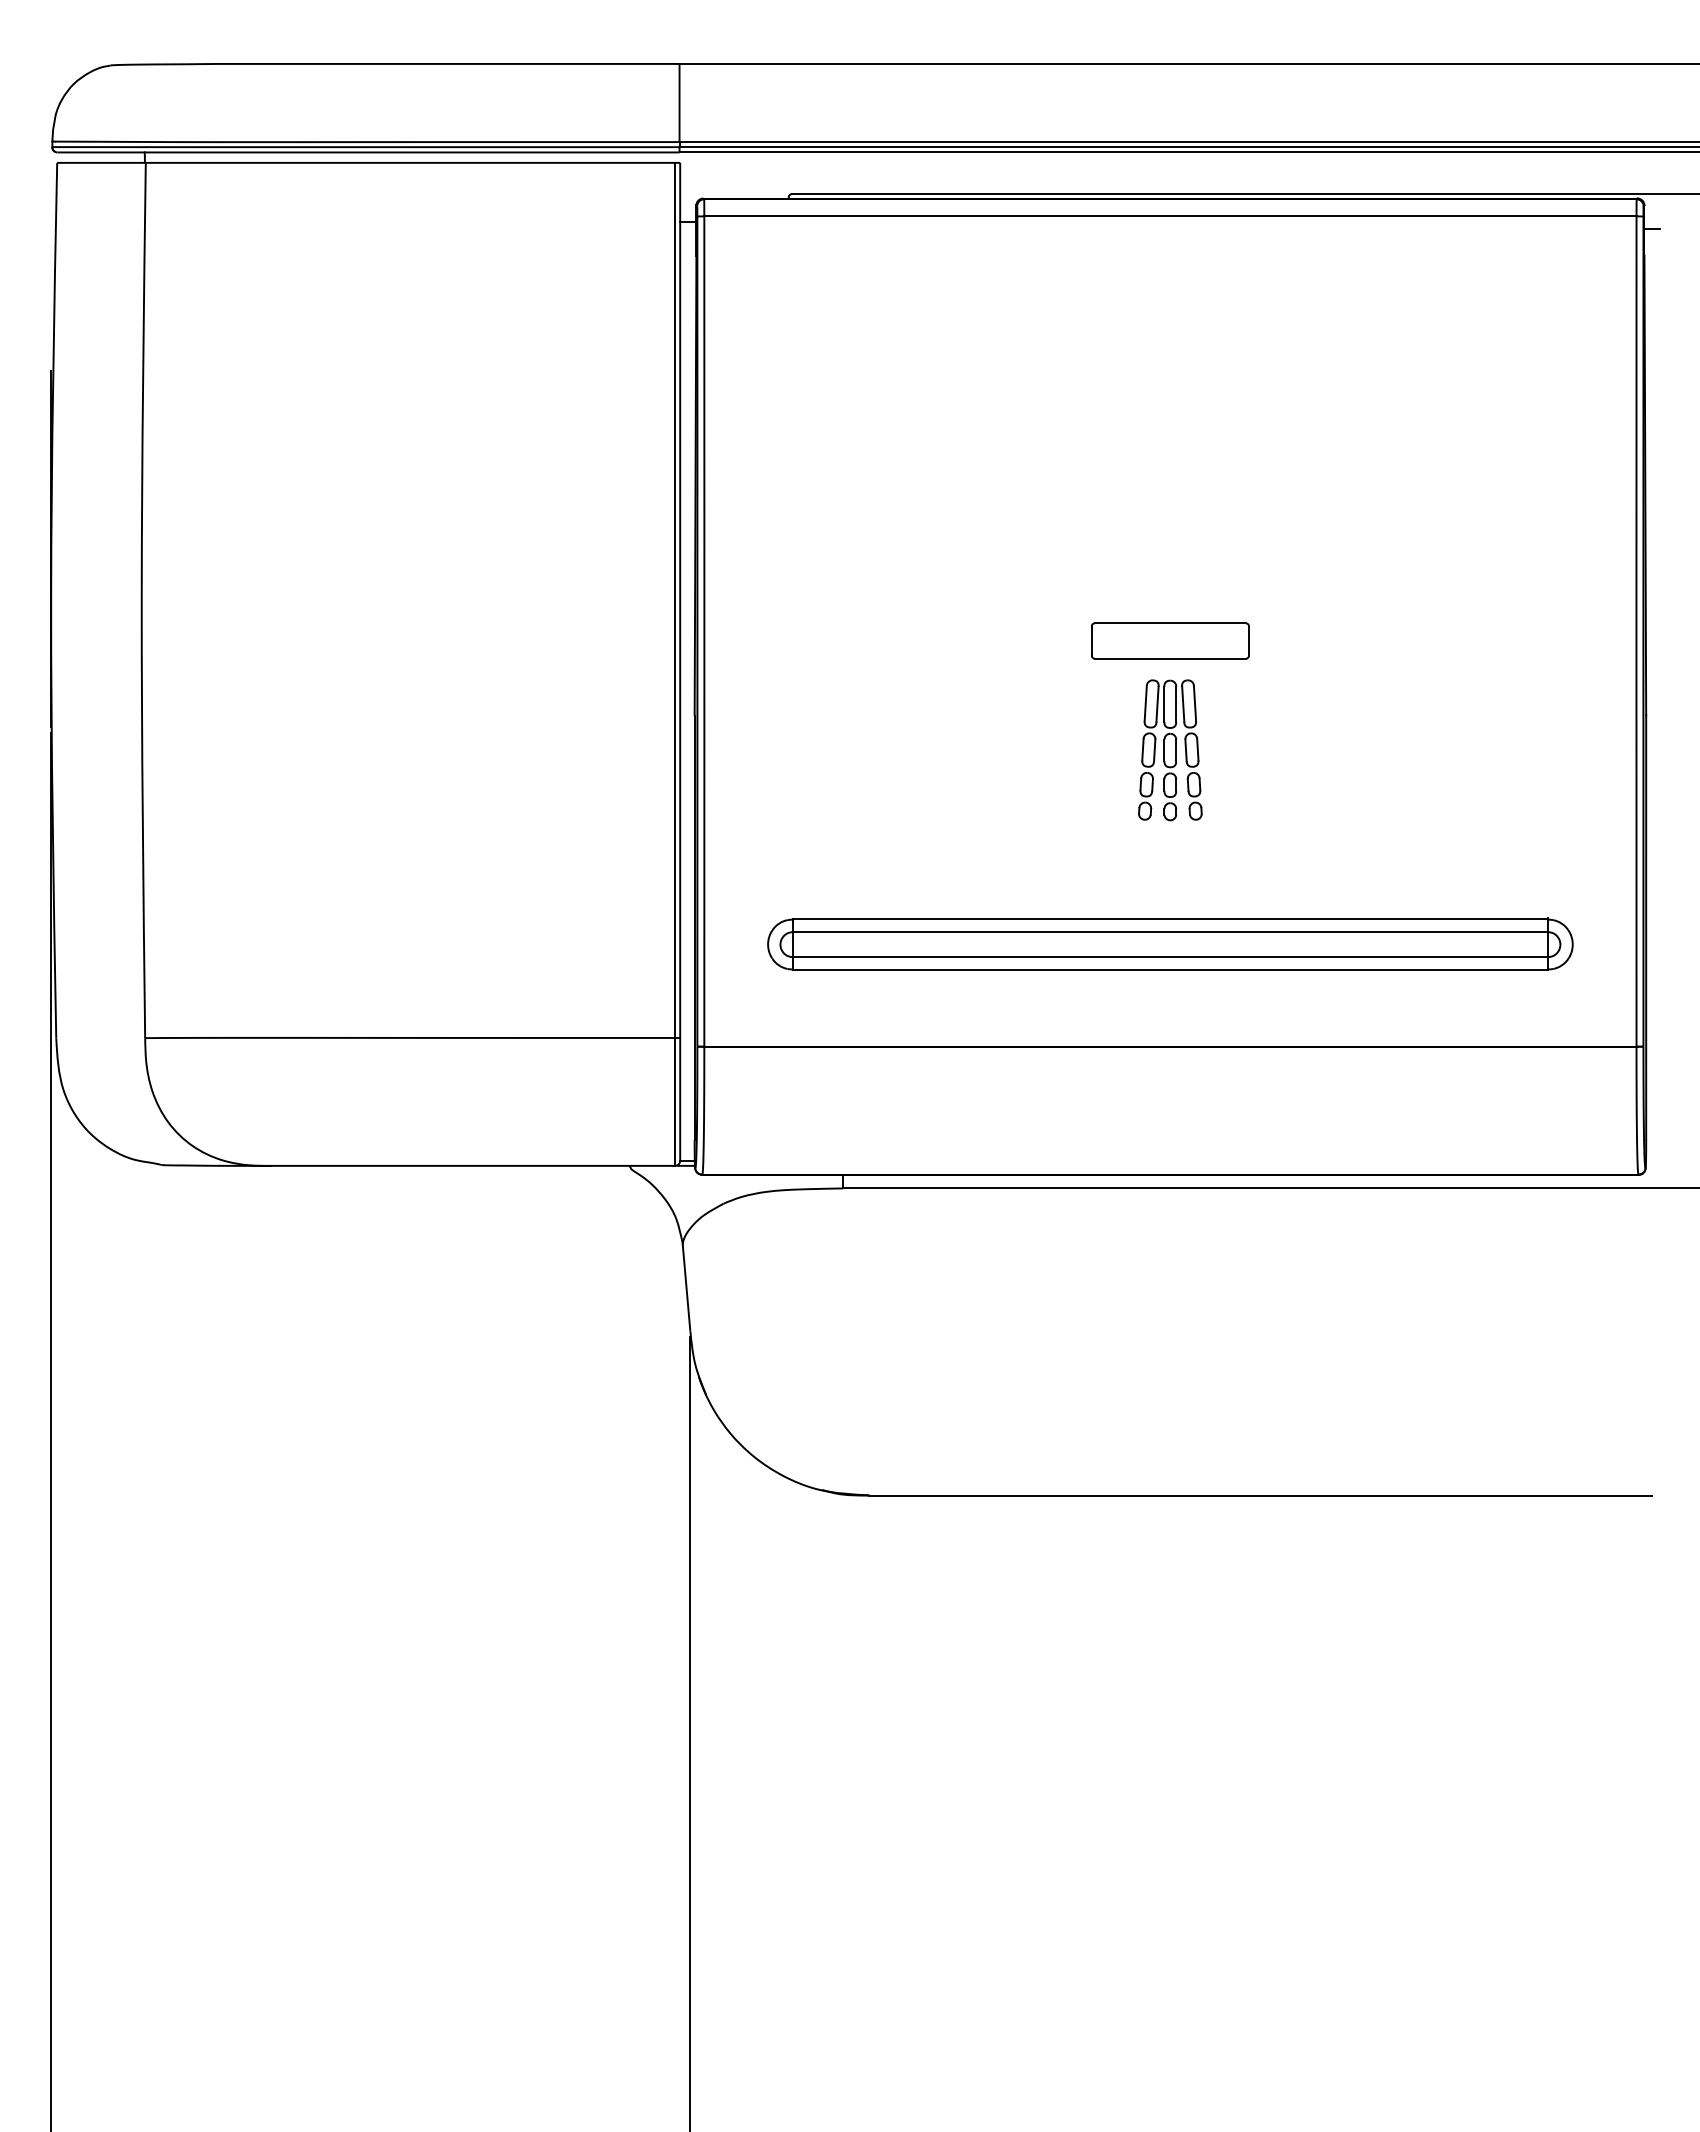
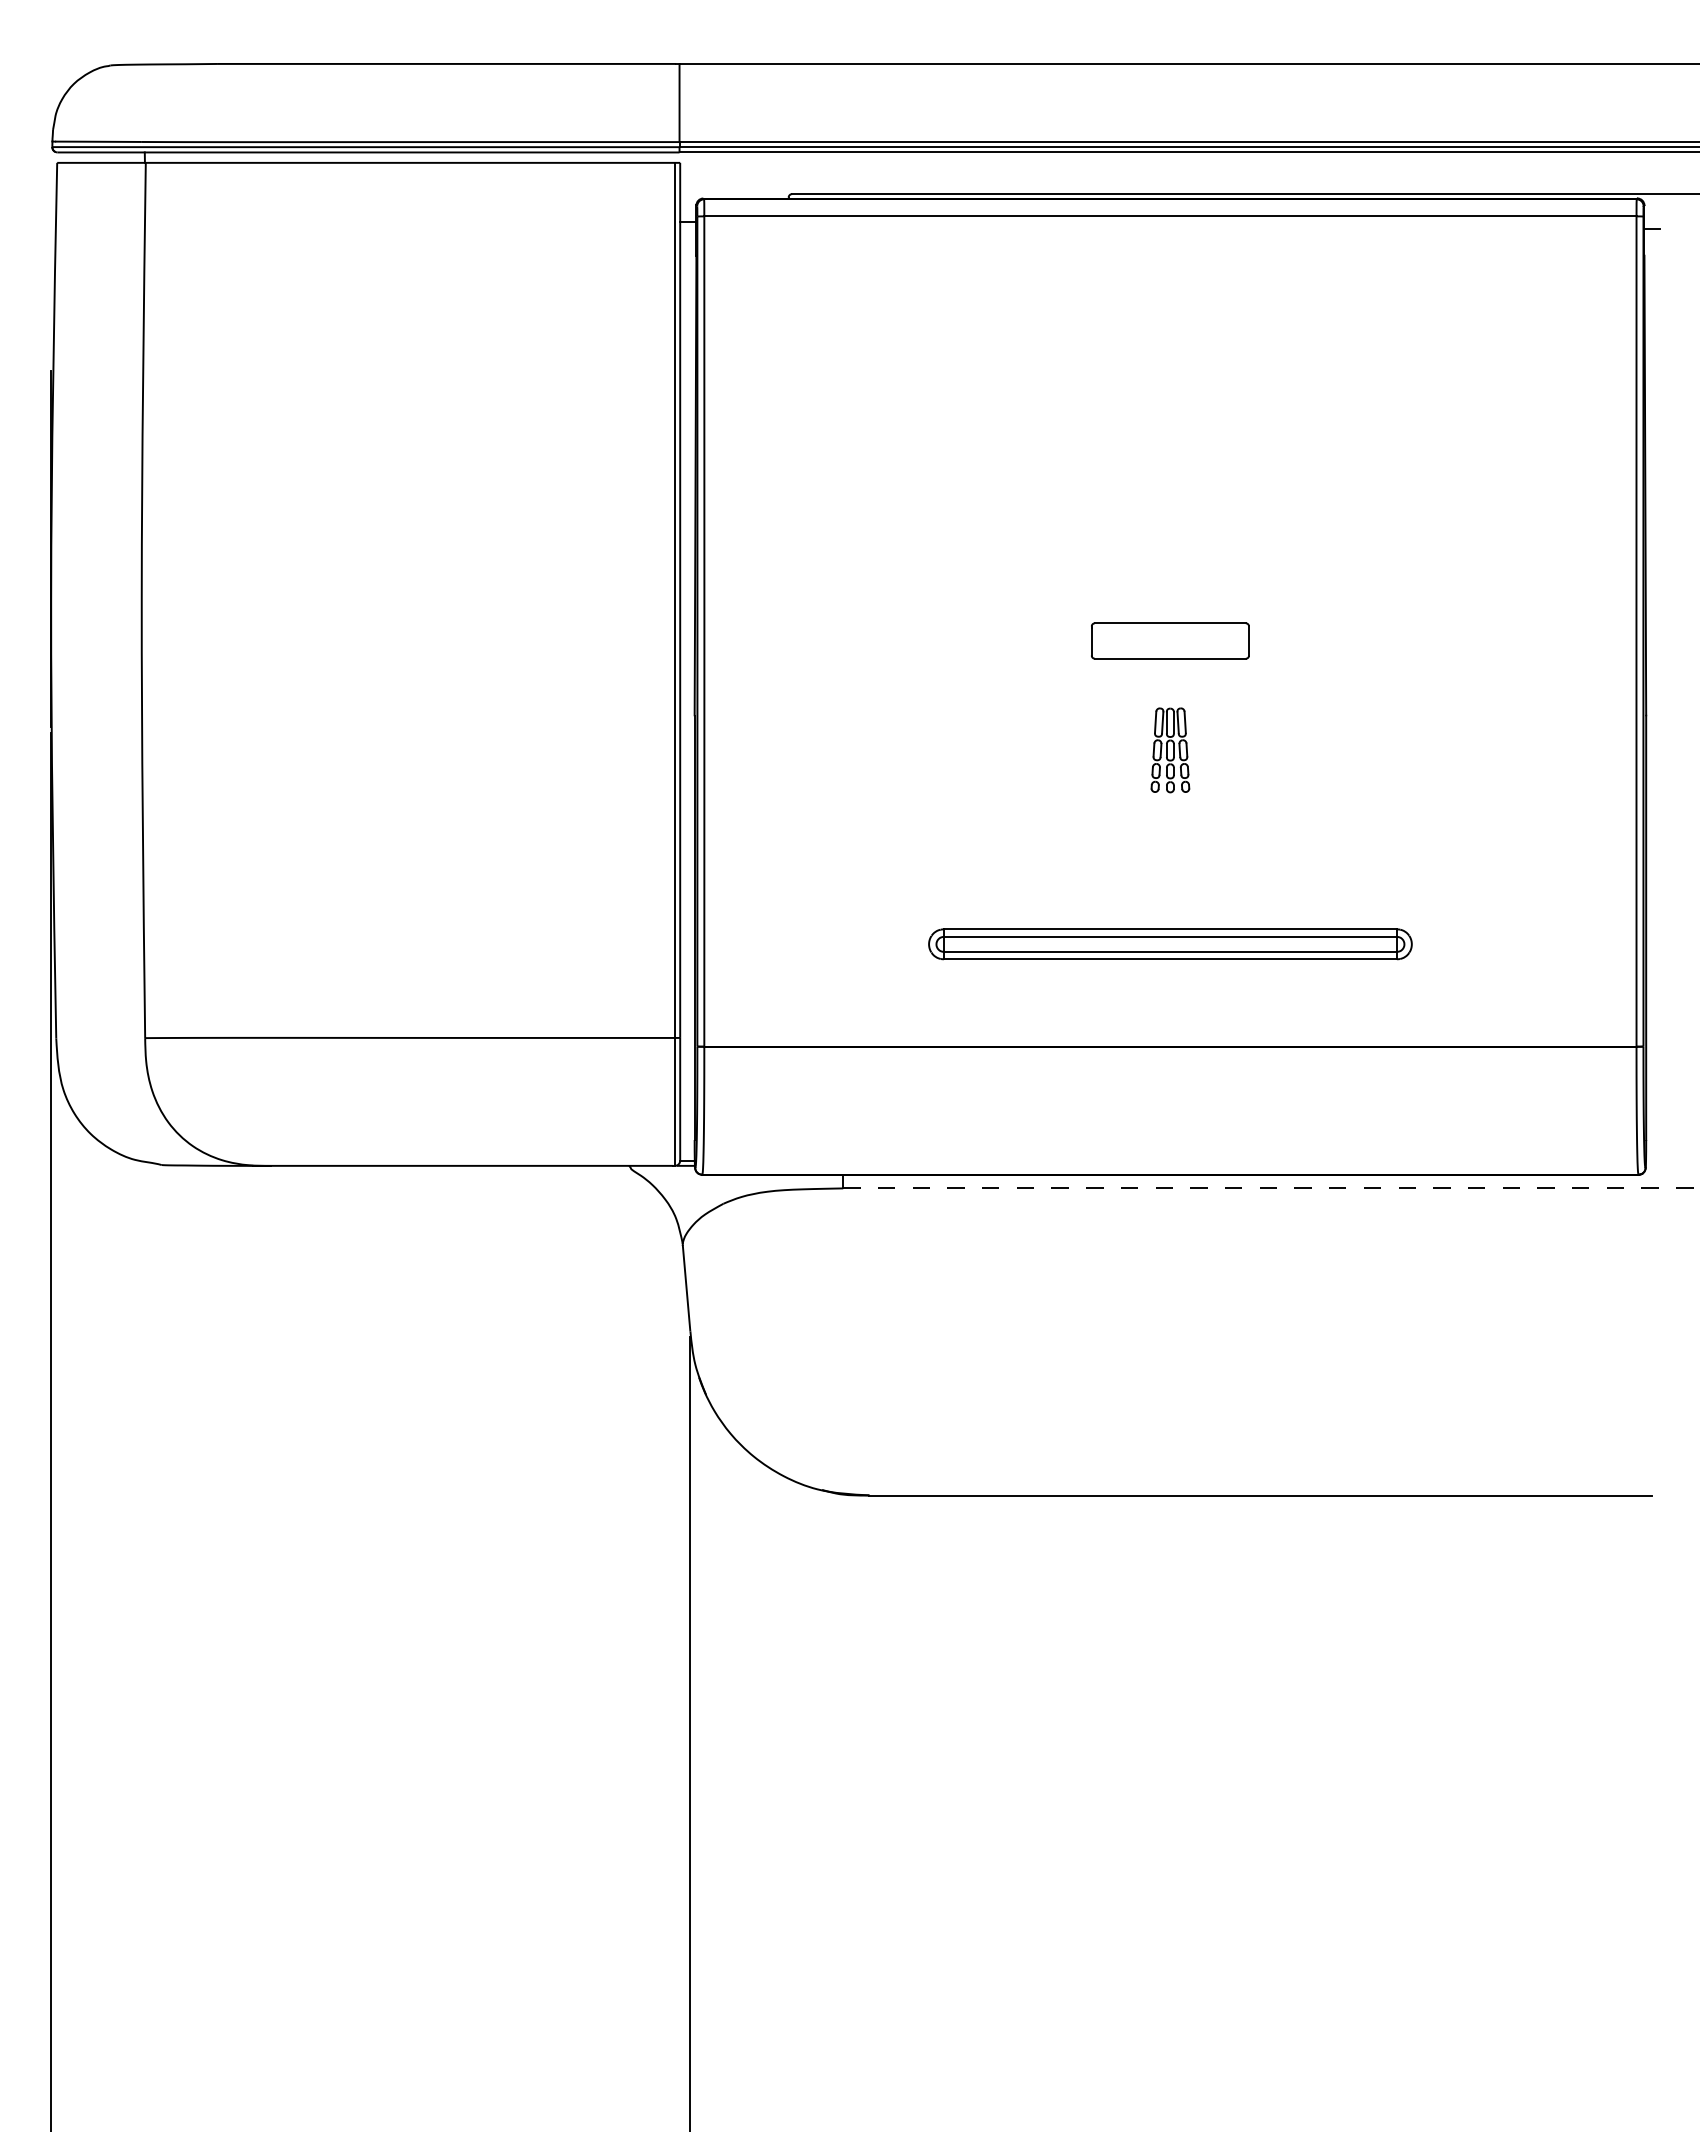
part size: 65x143 px -> 41x87 px (1170, 750)
part size: 807x54 px -> 485x33 px (1170, 944)
line: solid -> dashed (1271, 1188)
